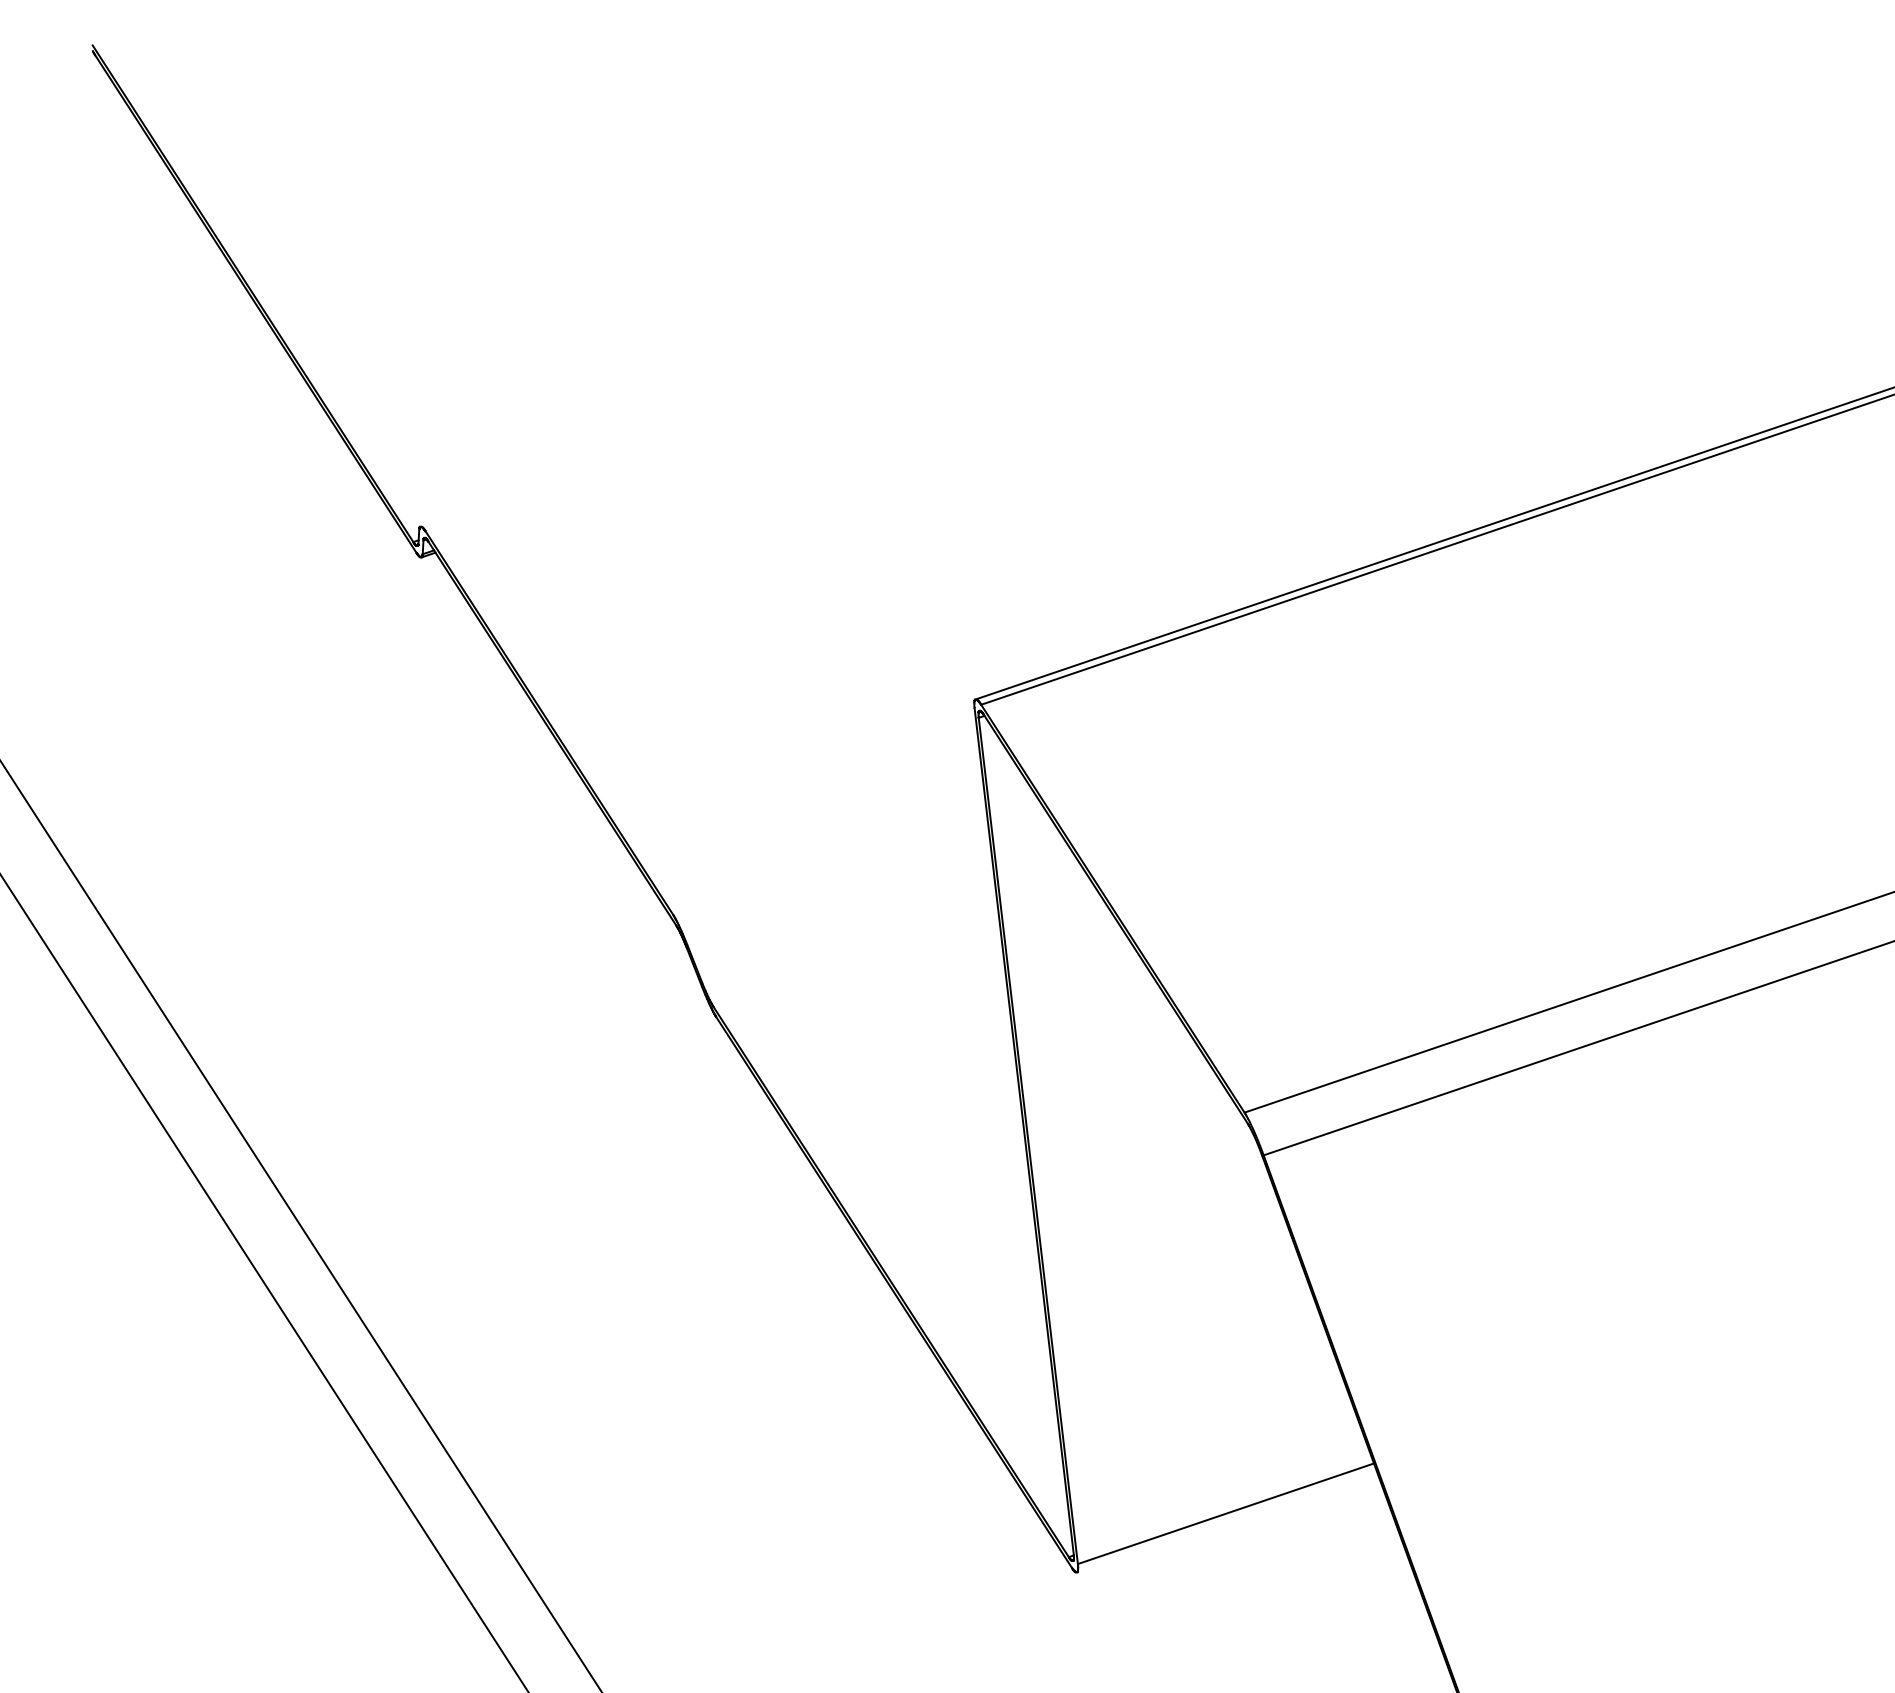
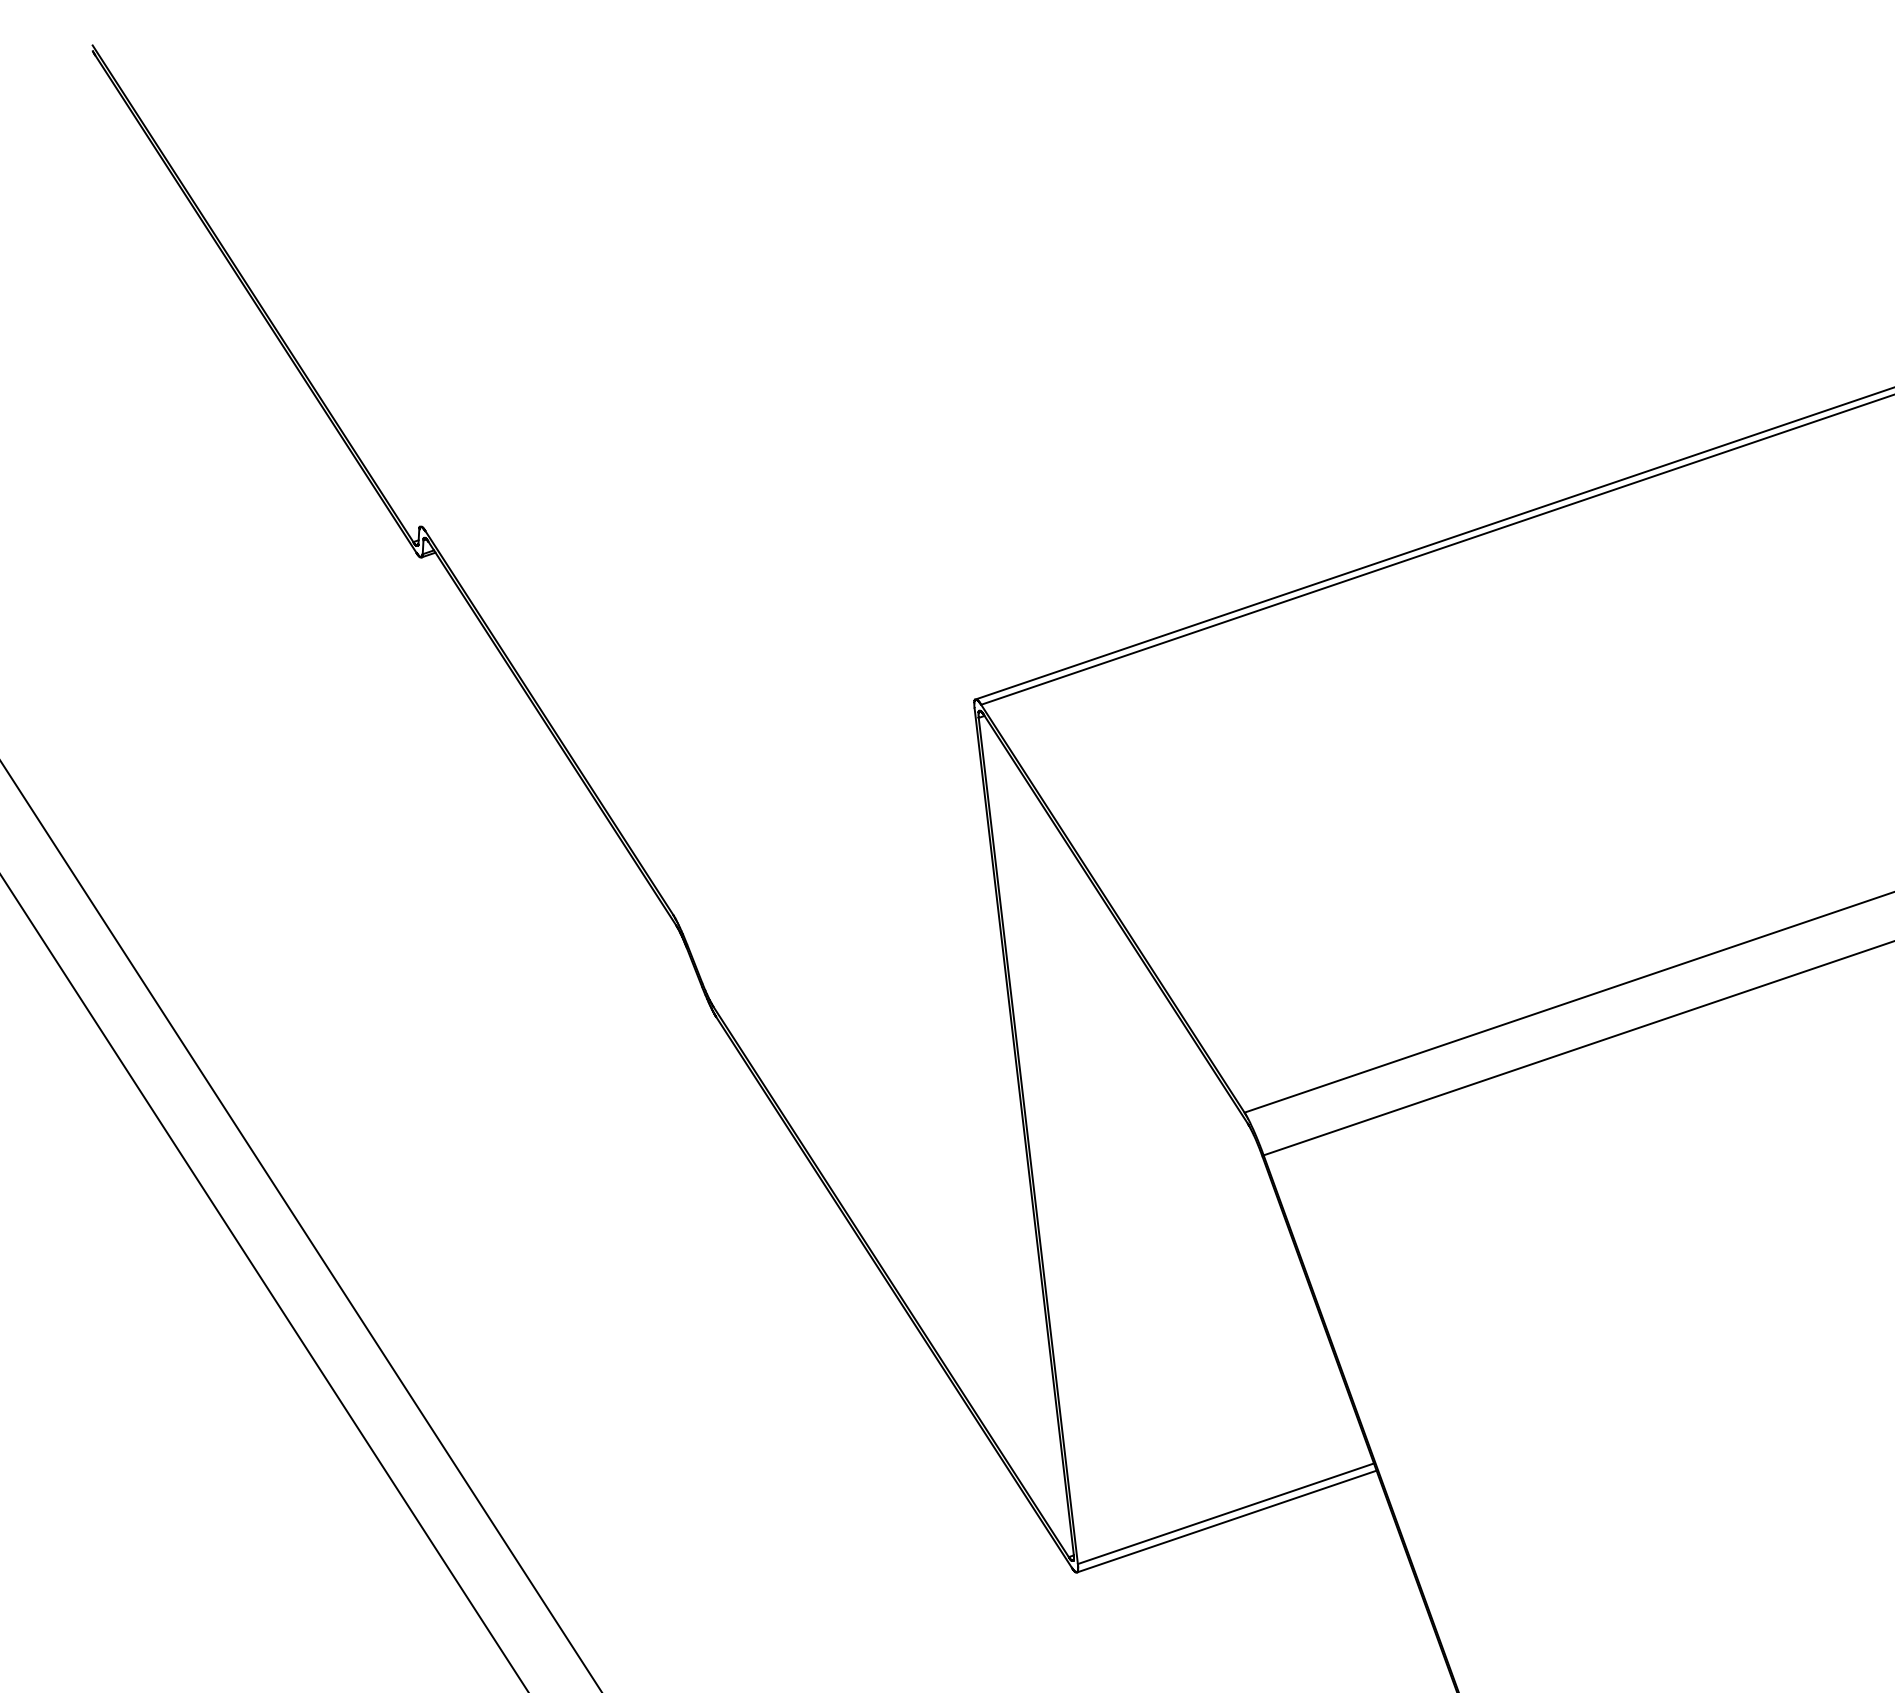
line: none -> present (1226, 1521)
